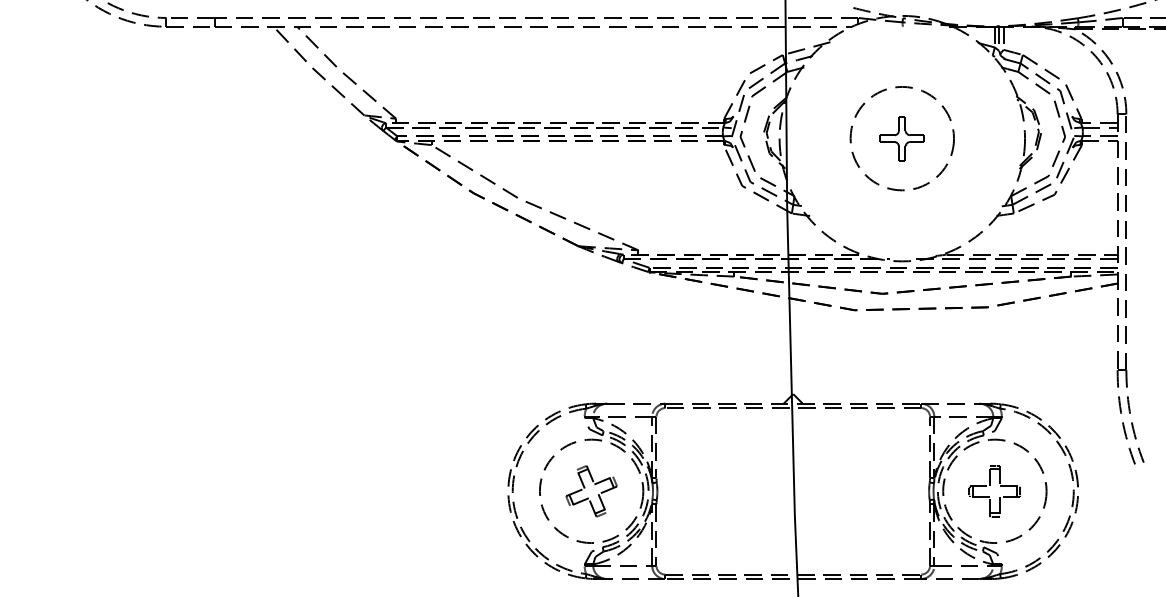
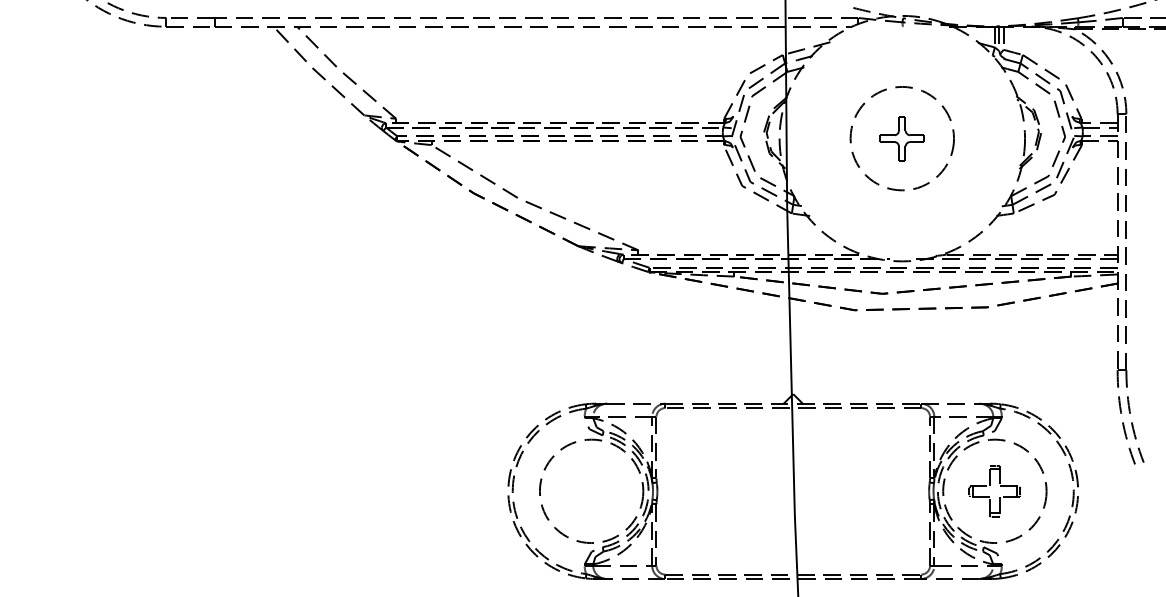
part: present -> none (585, 488)
